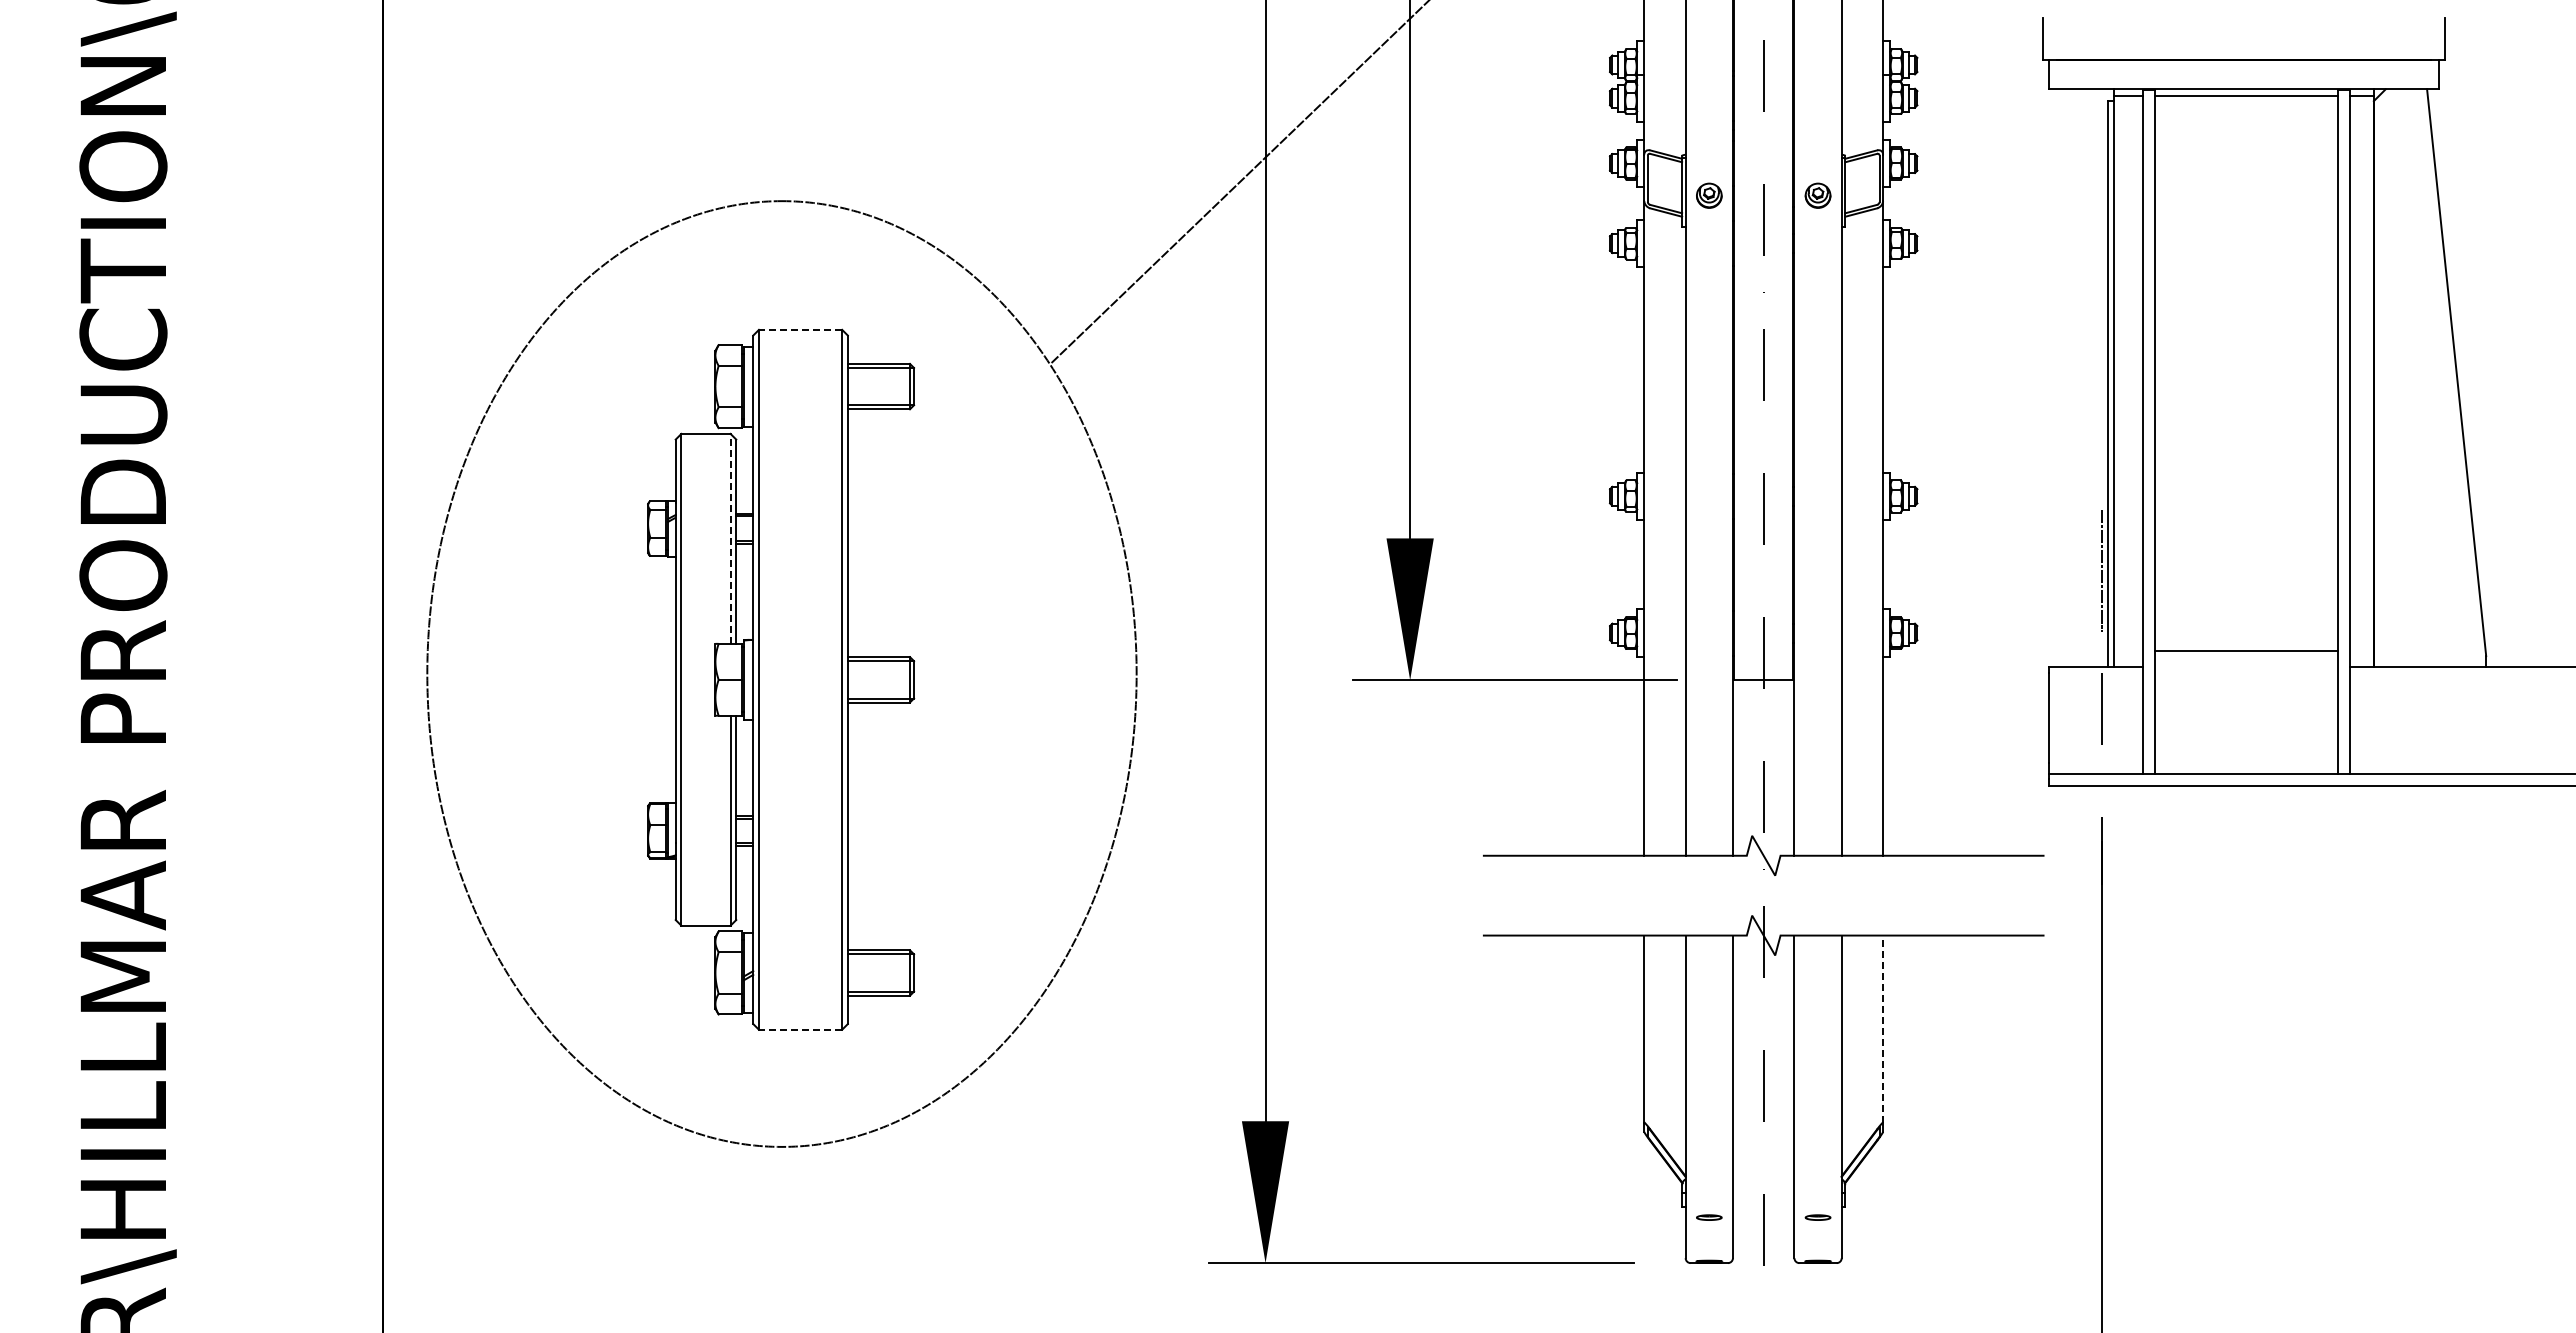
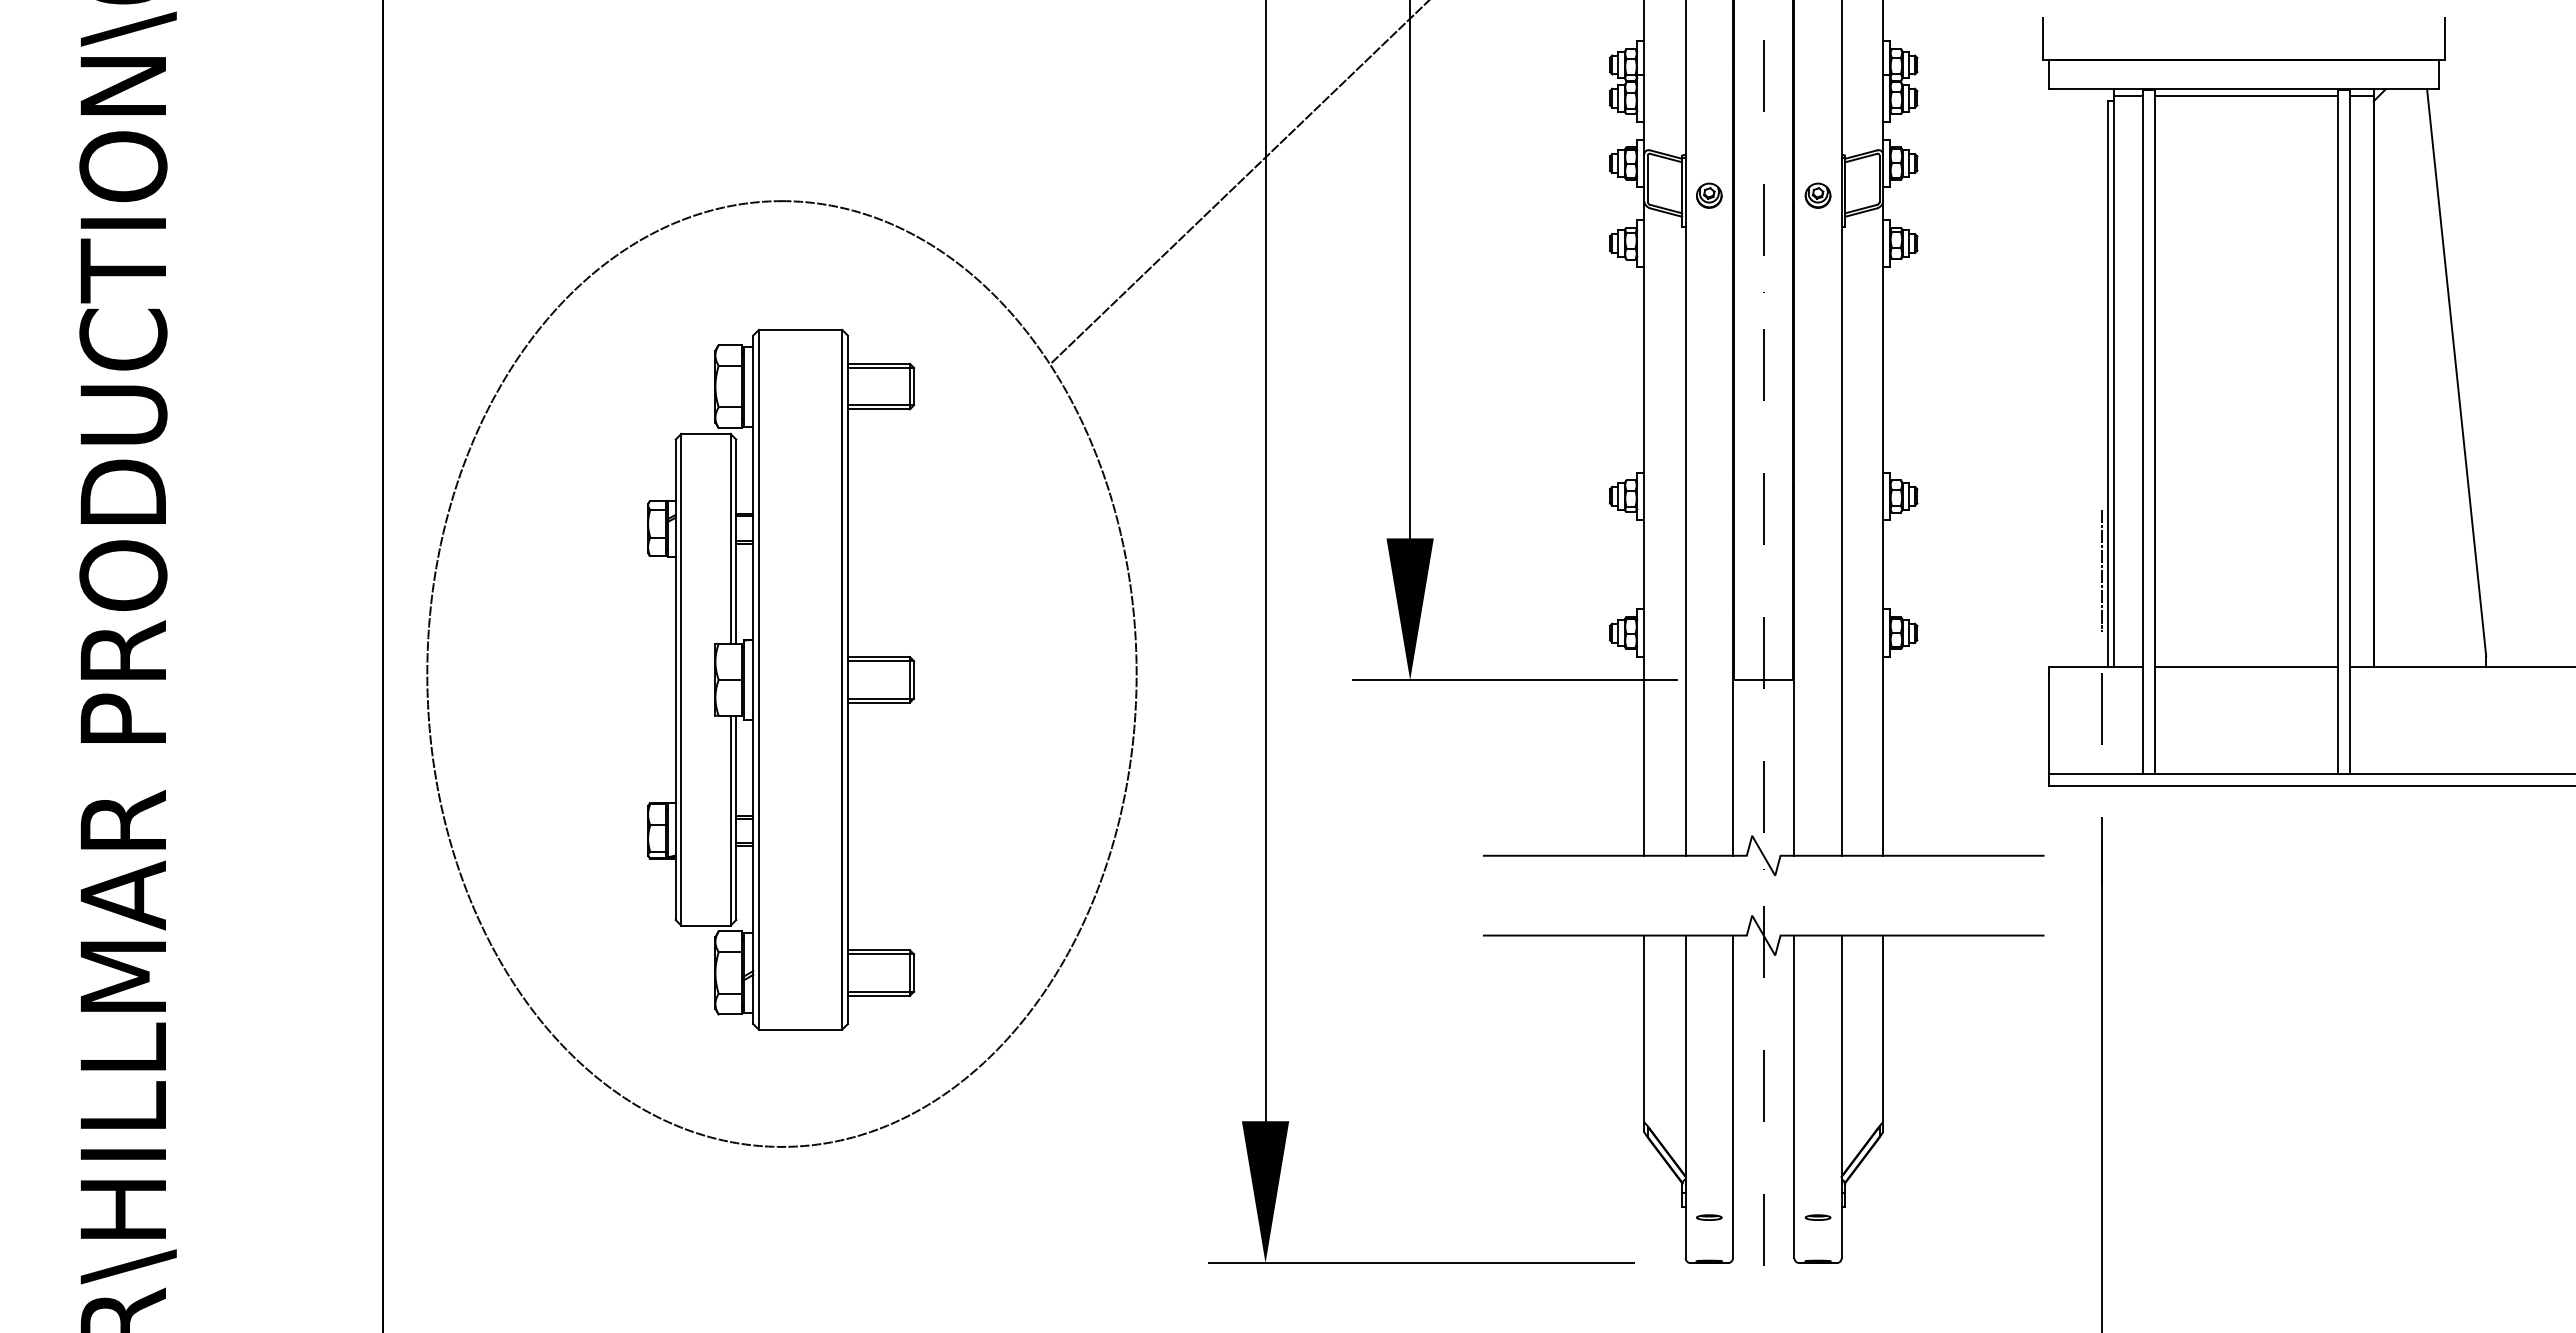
line: dashed -> solid (800, 329)
line: dashed -> solid (730, 538)
line position: (2246, 651) -> (2246, 667) (2246, 667)
line: dashed -> solid (800, 1029)
line: dashed -> solid (1883, 1029)
